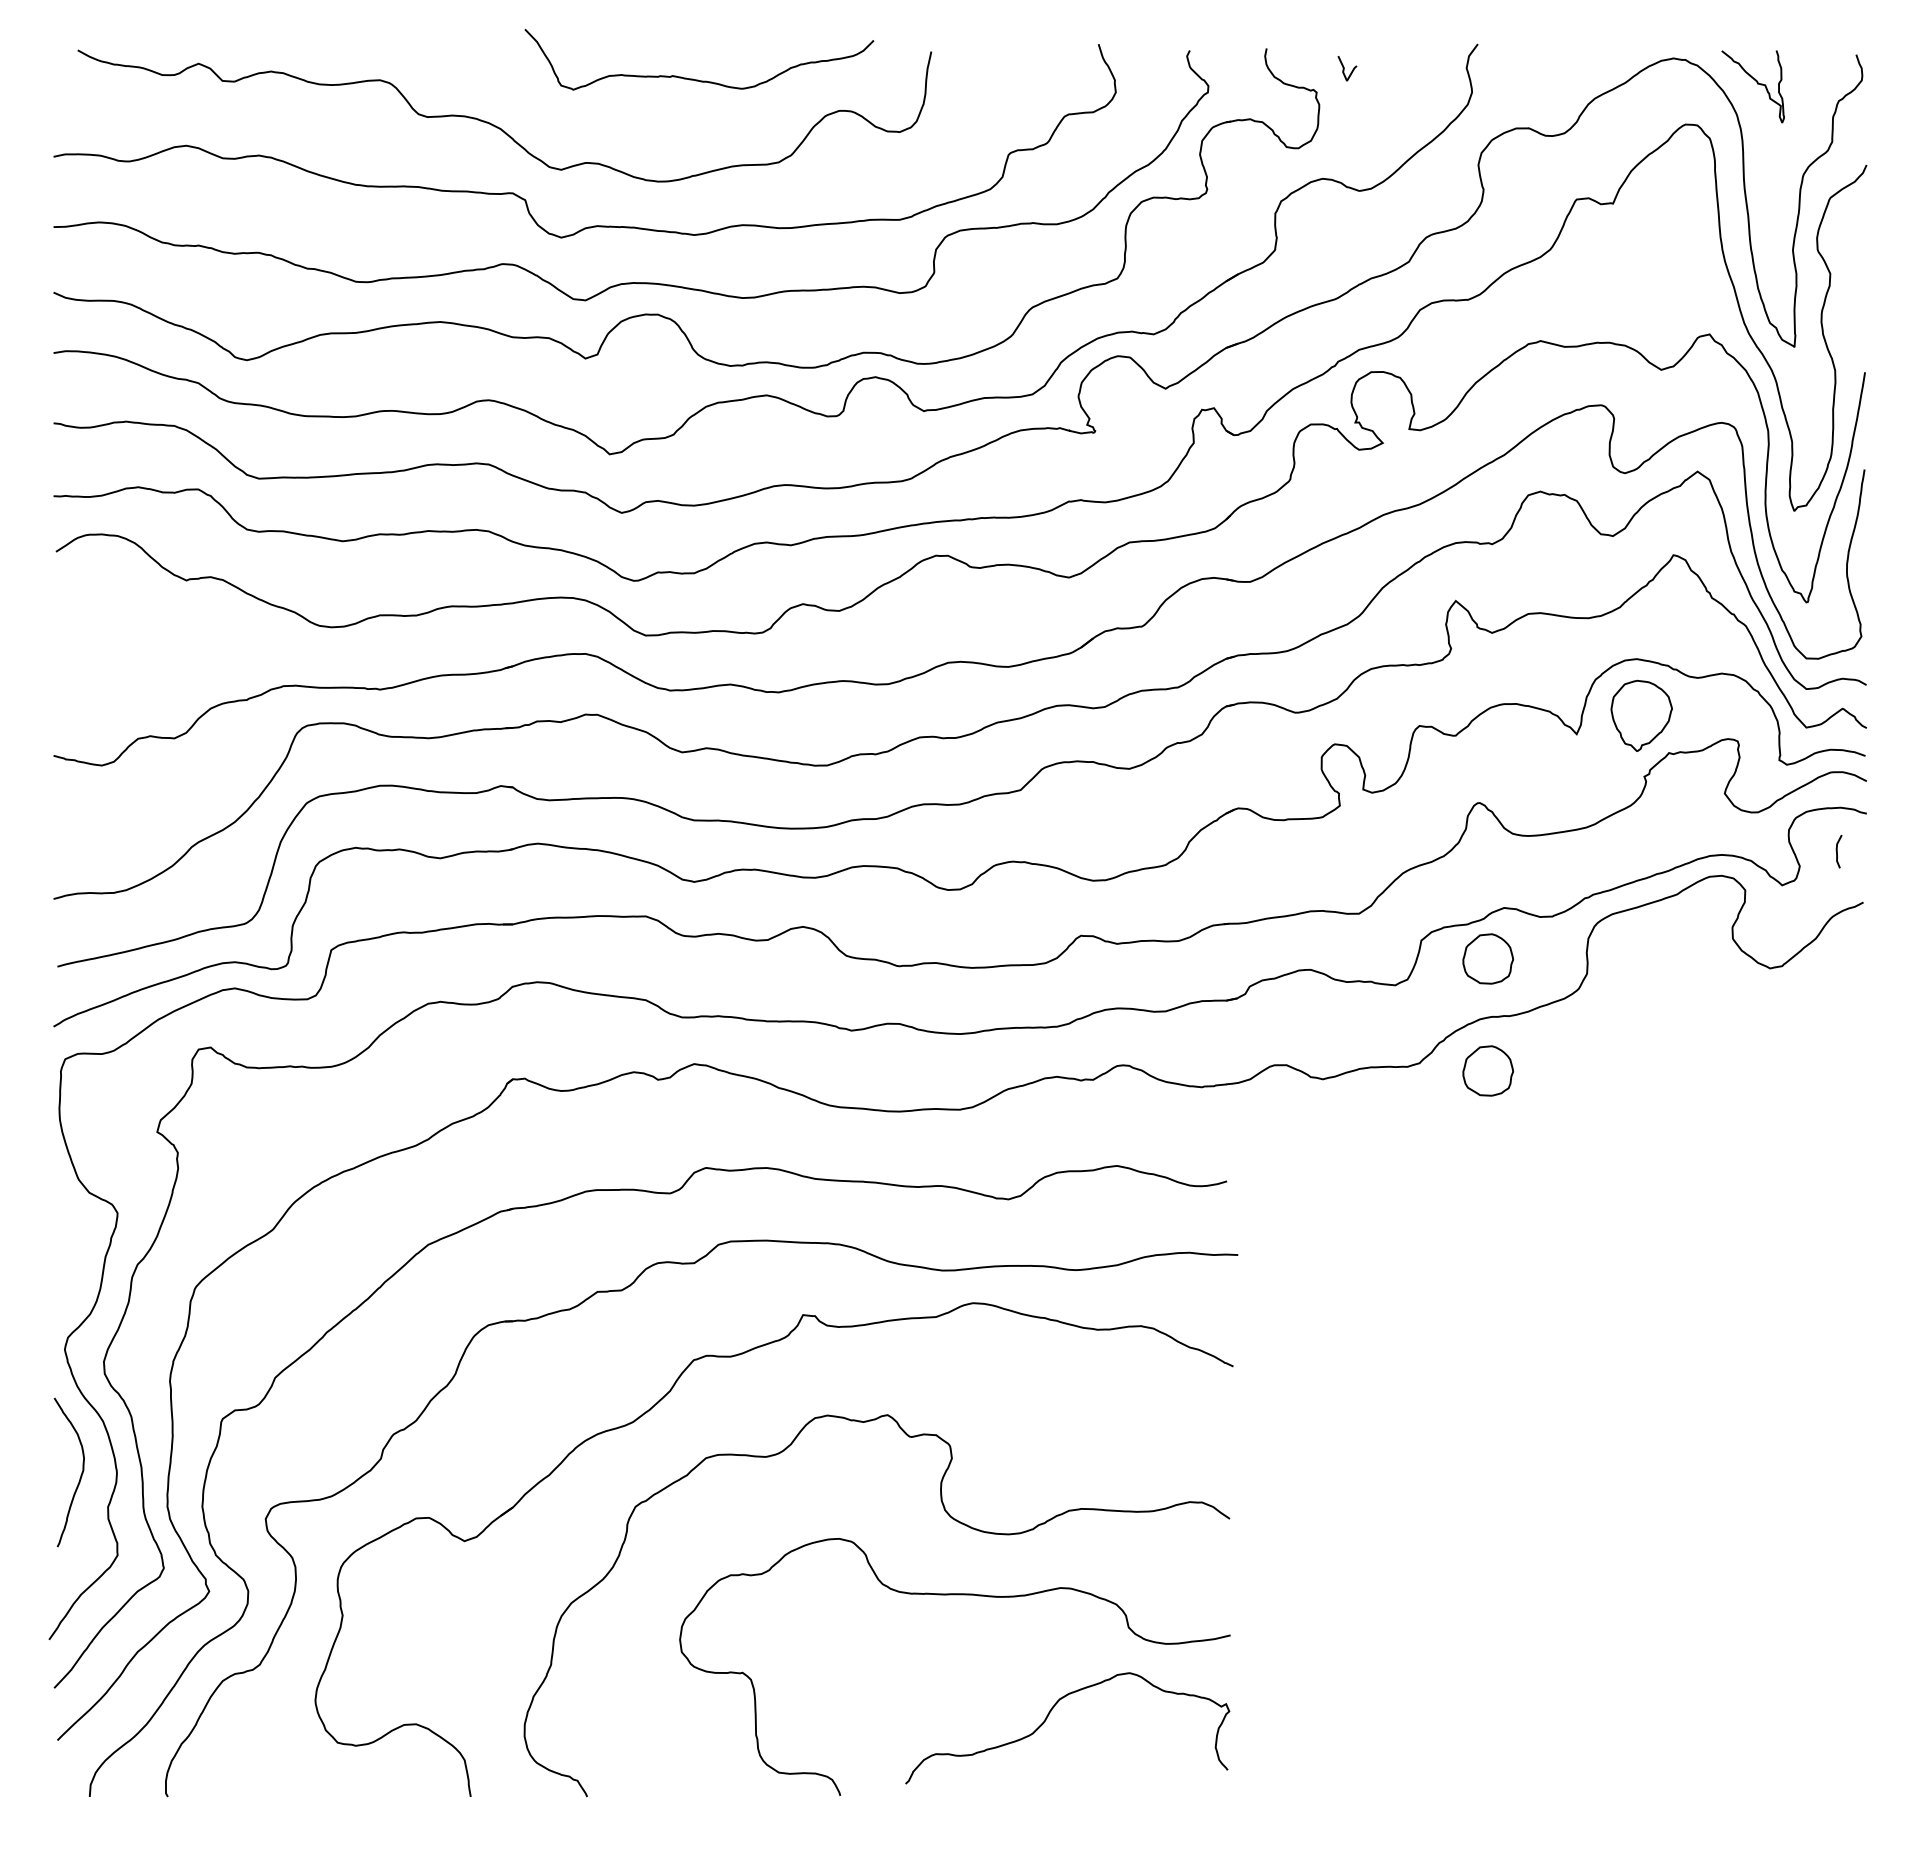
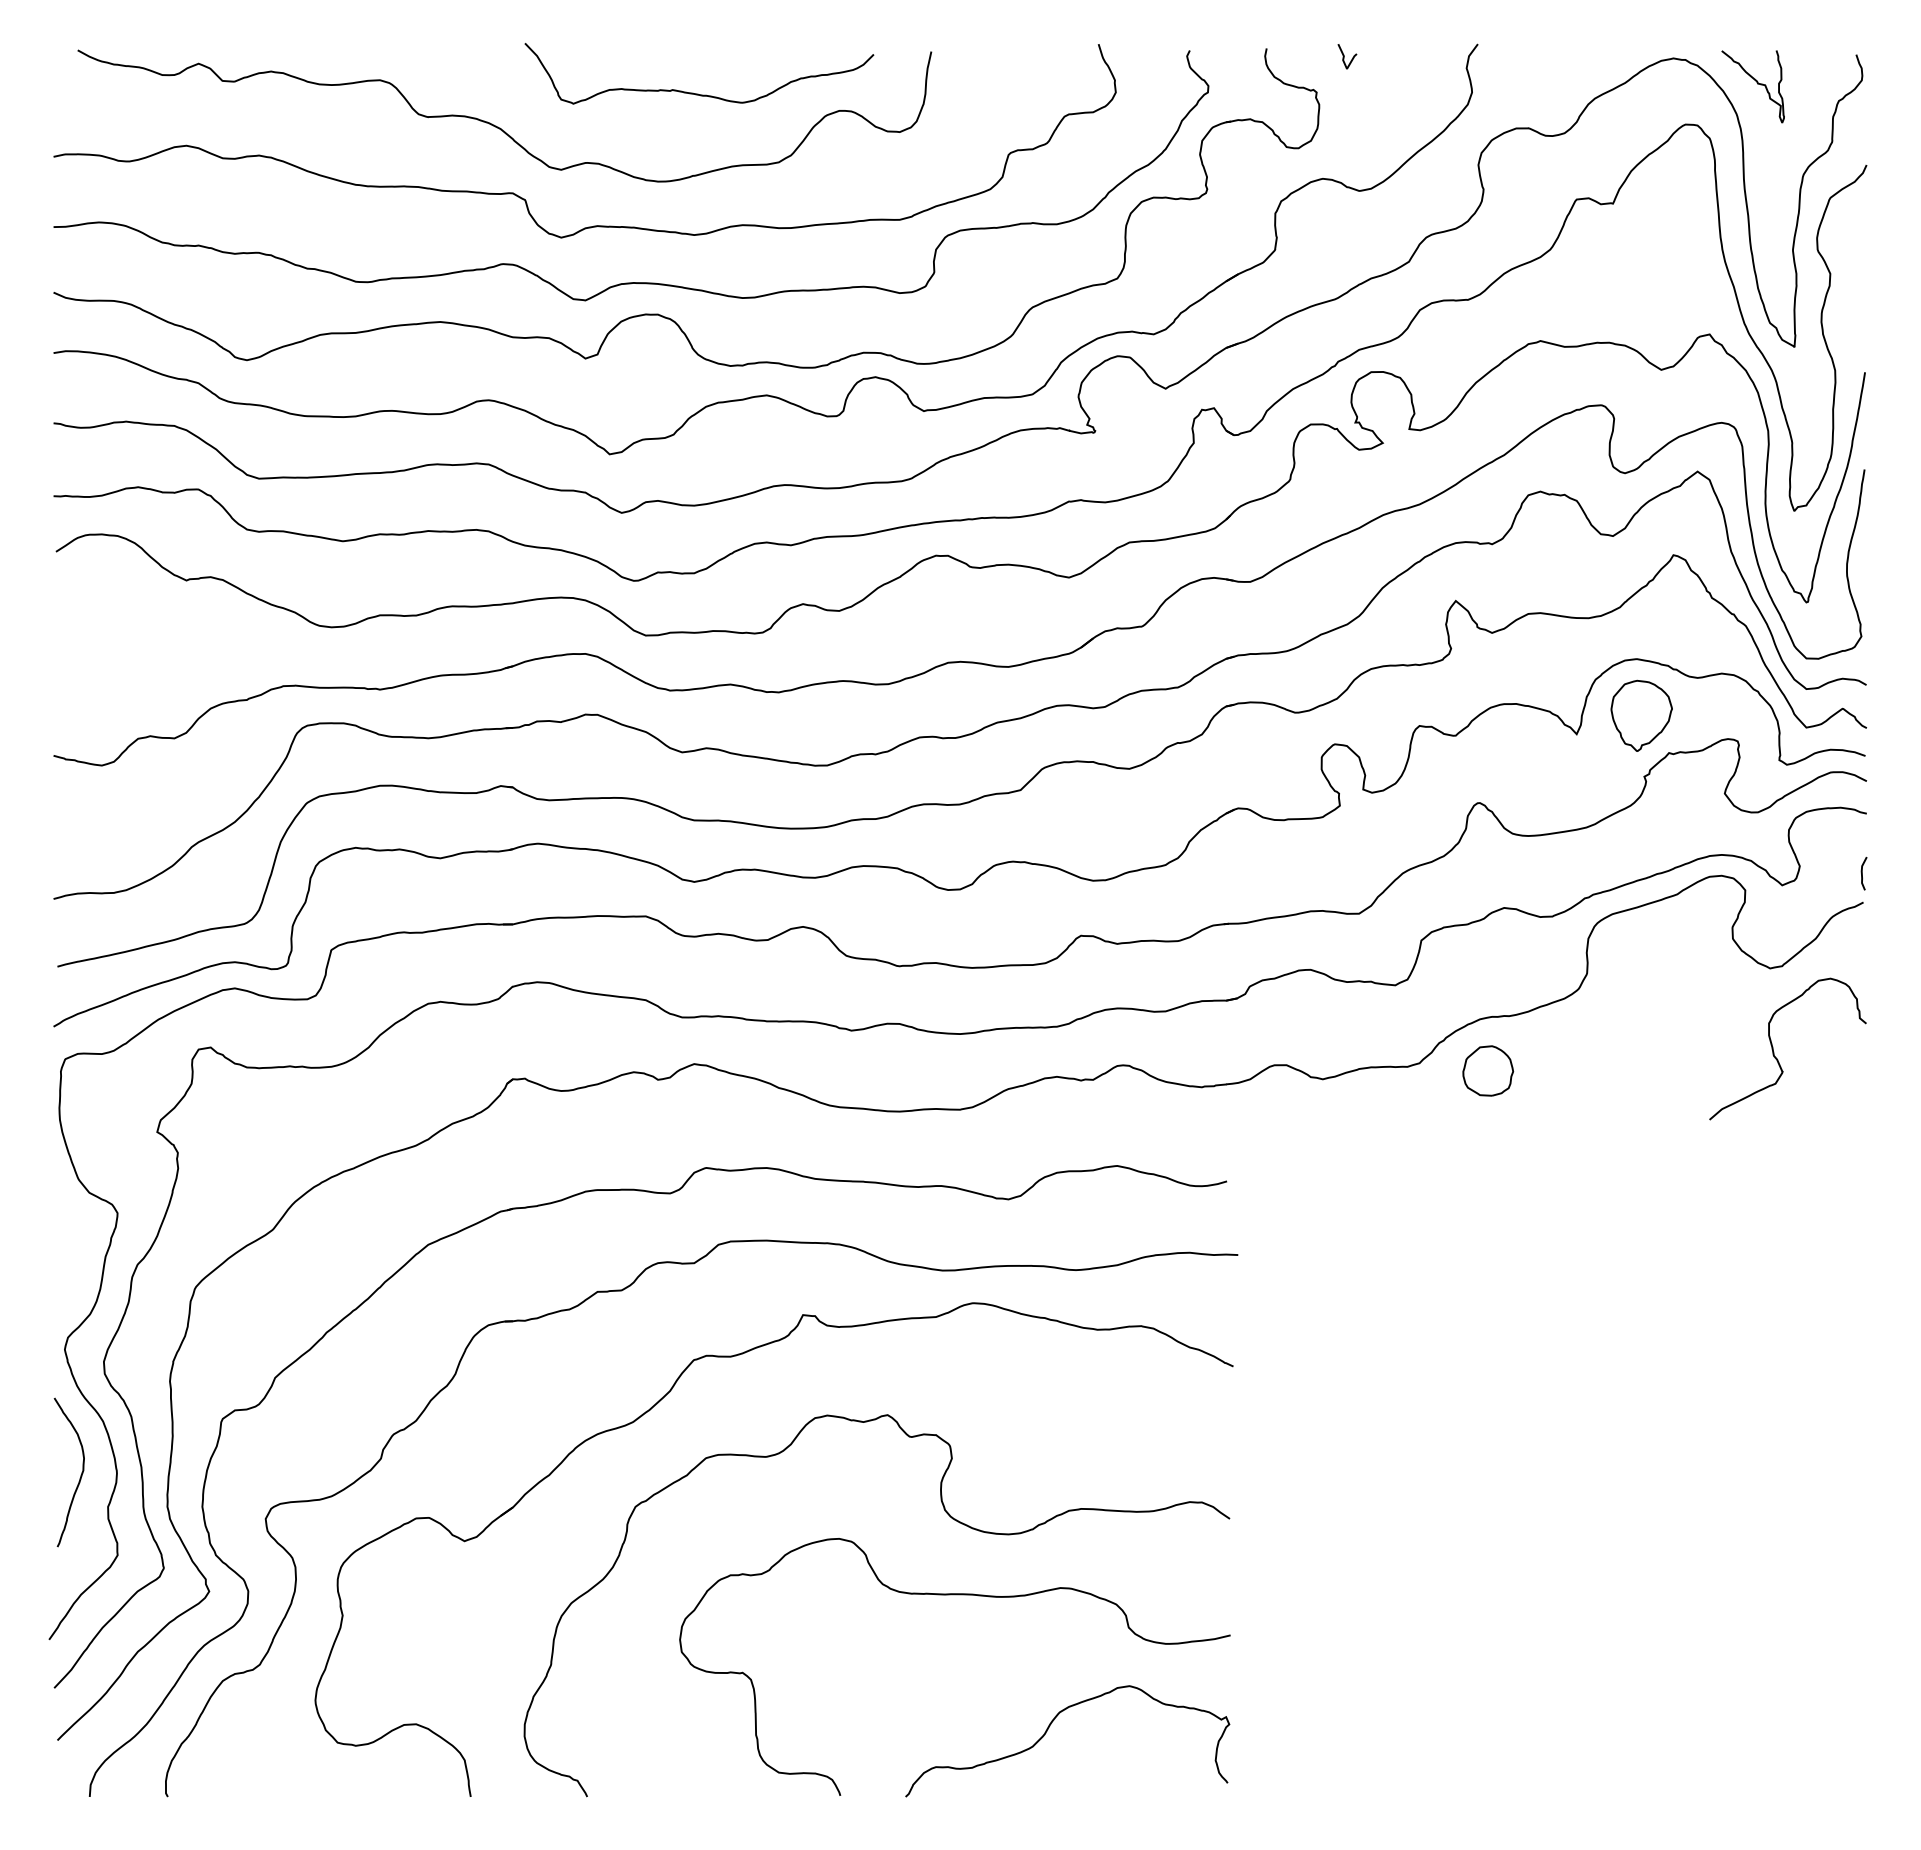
curve position: (1344, 68) -> (1344, 56) (1344, 56)
curve position: (693, 78) -> (693, 92) (693, 92)
curve position: (1837, 851) -> (1862, 873) (1862, 873)
part: present -> none (1488, 958)
curve: none -> present (1774, 1052)
curve position: (1047, 1718) -> (1047, 1731) (1047, 1731)
